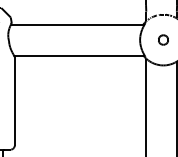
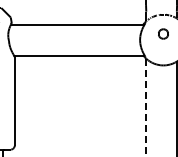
part position: (163, 39) -> (163, 33) (163, 33)
line: solid -> dashed (146, 107)
